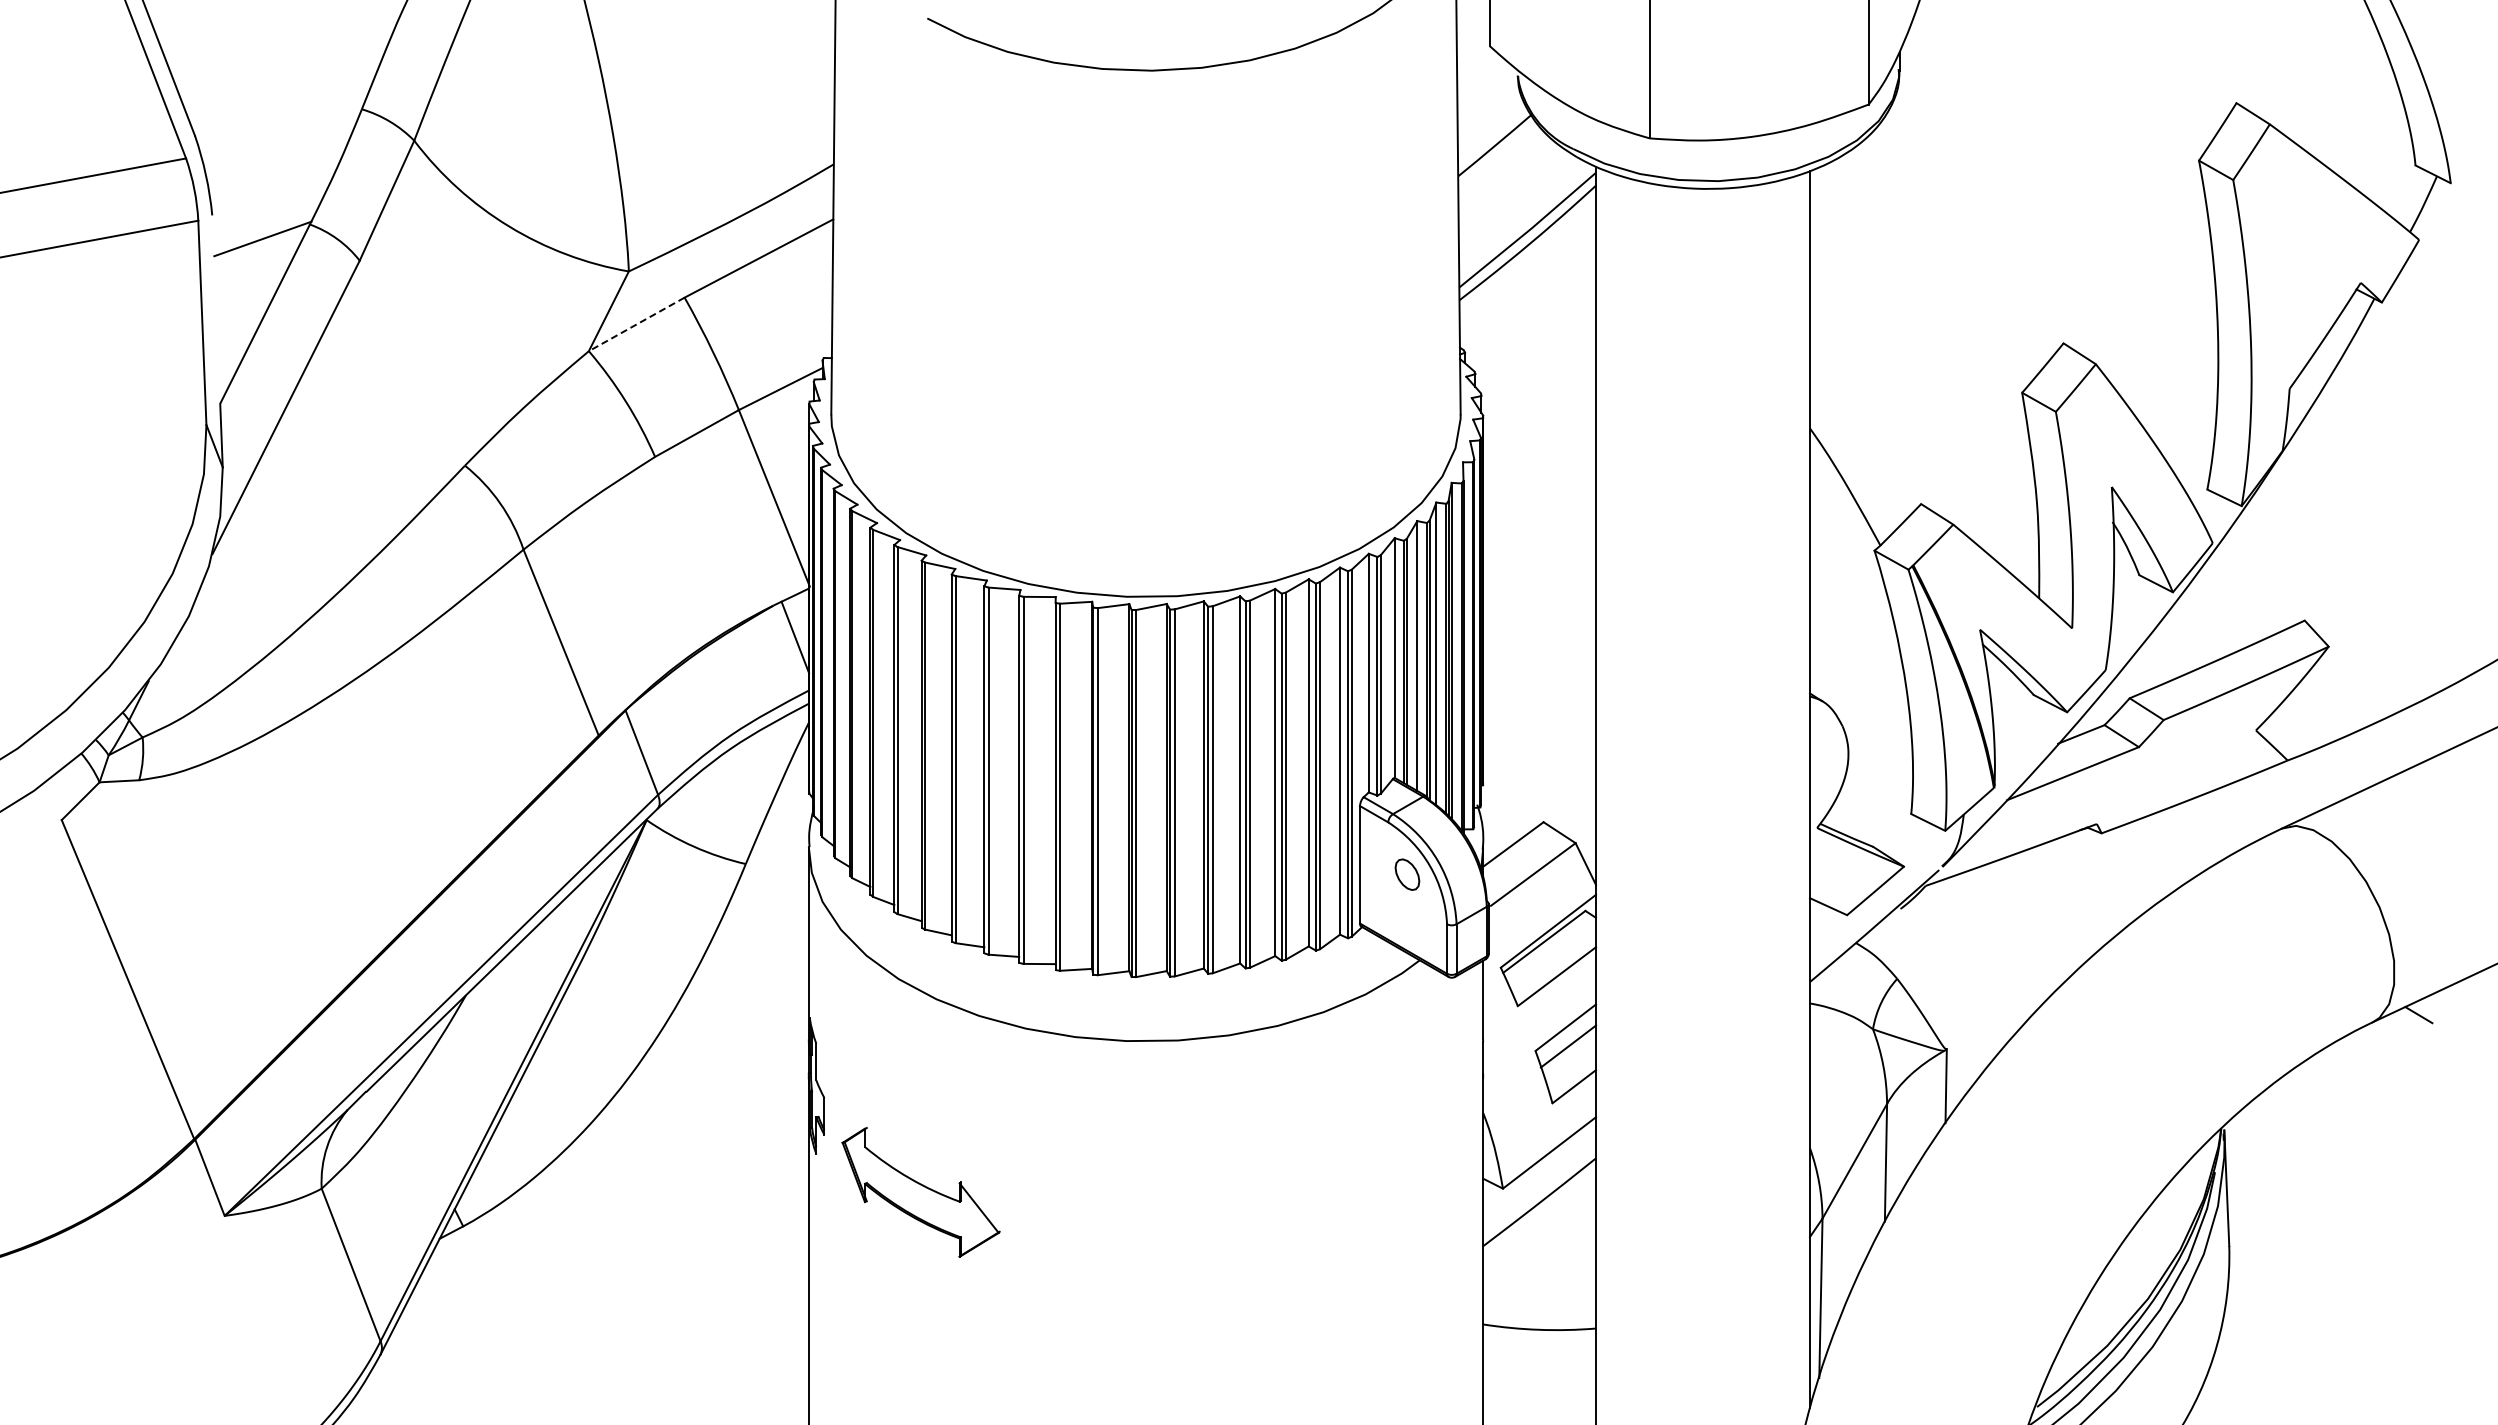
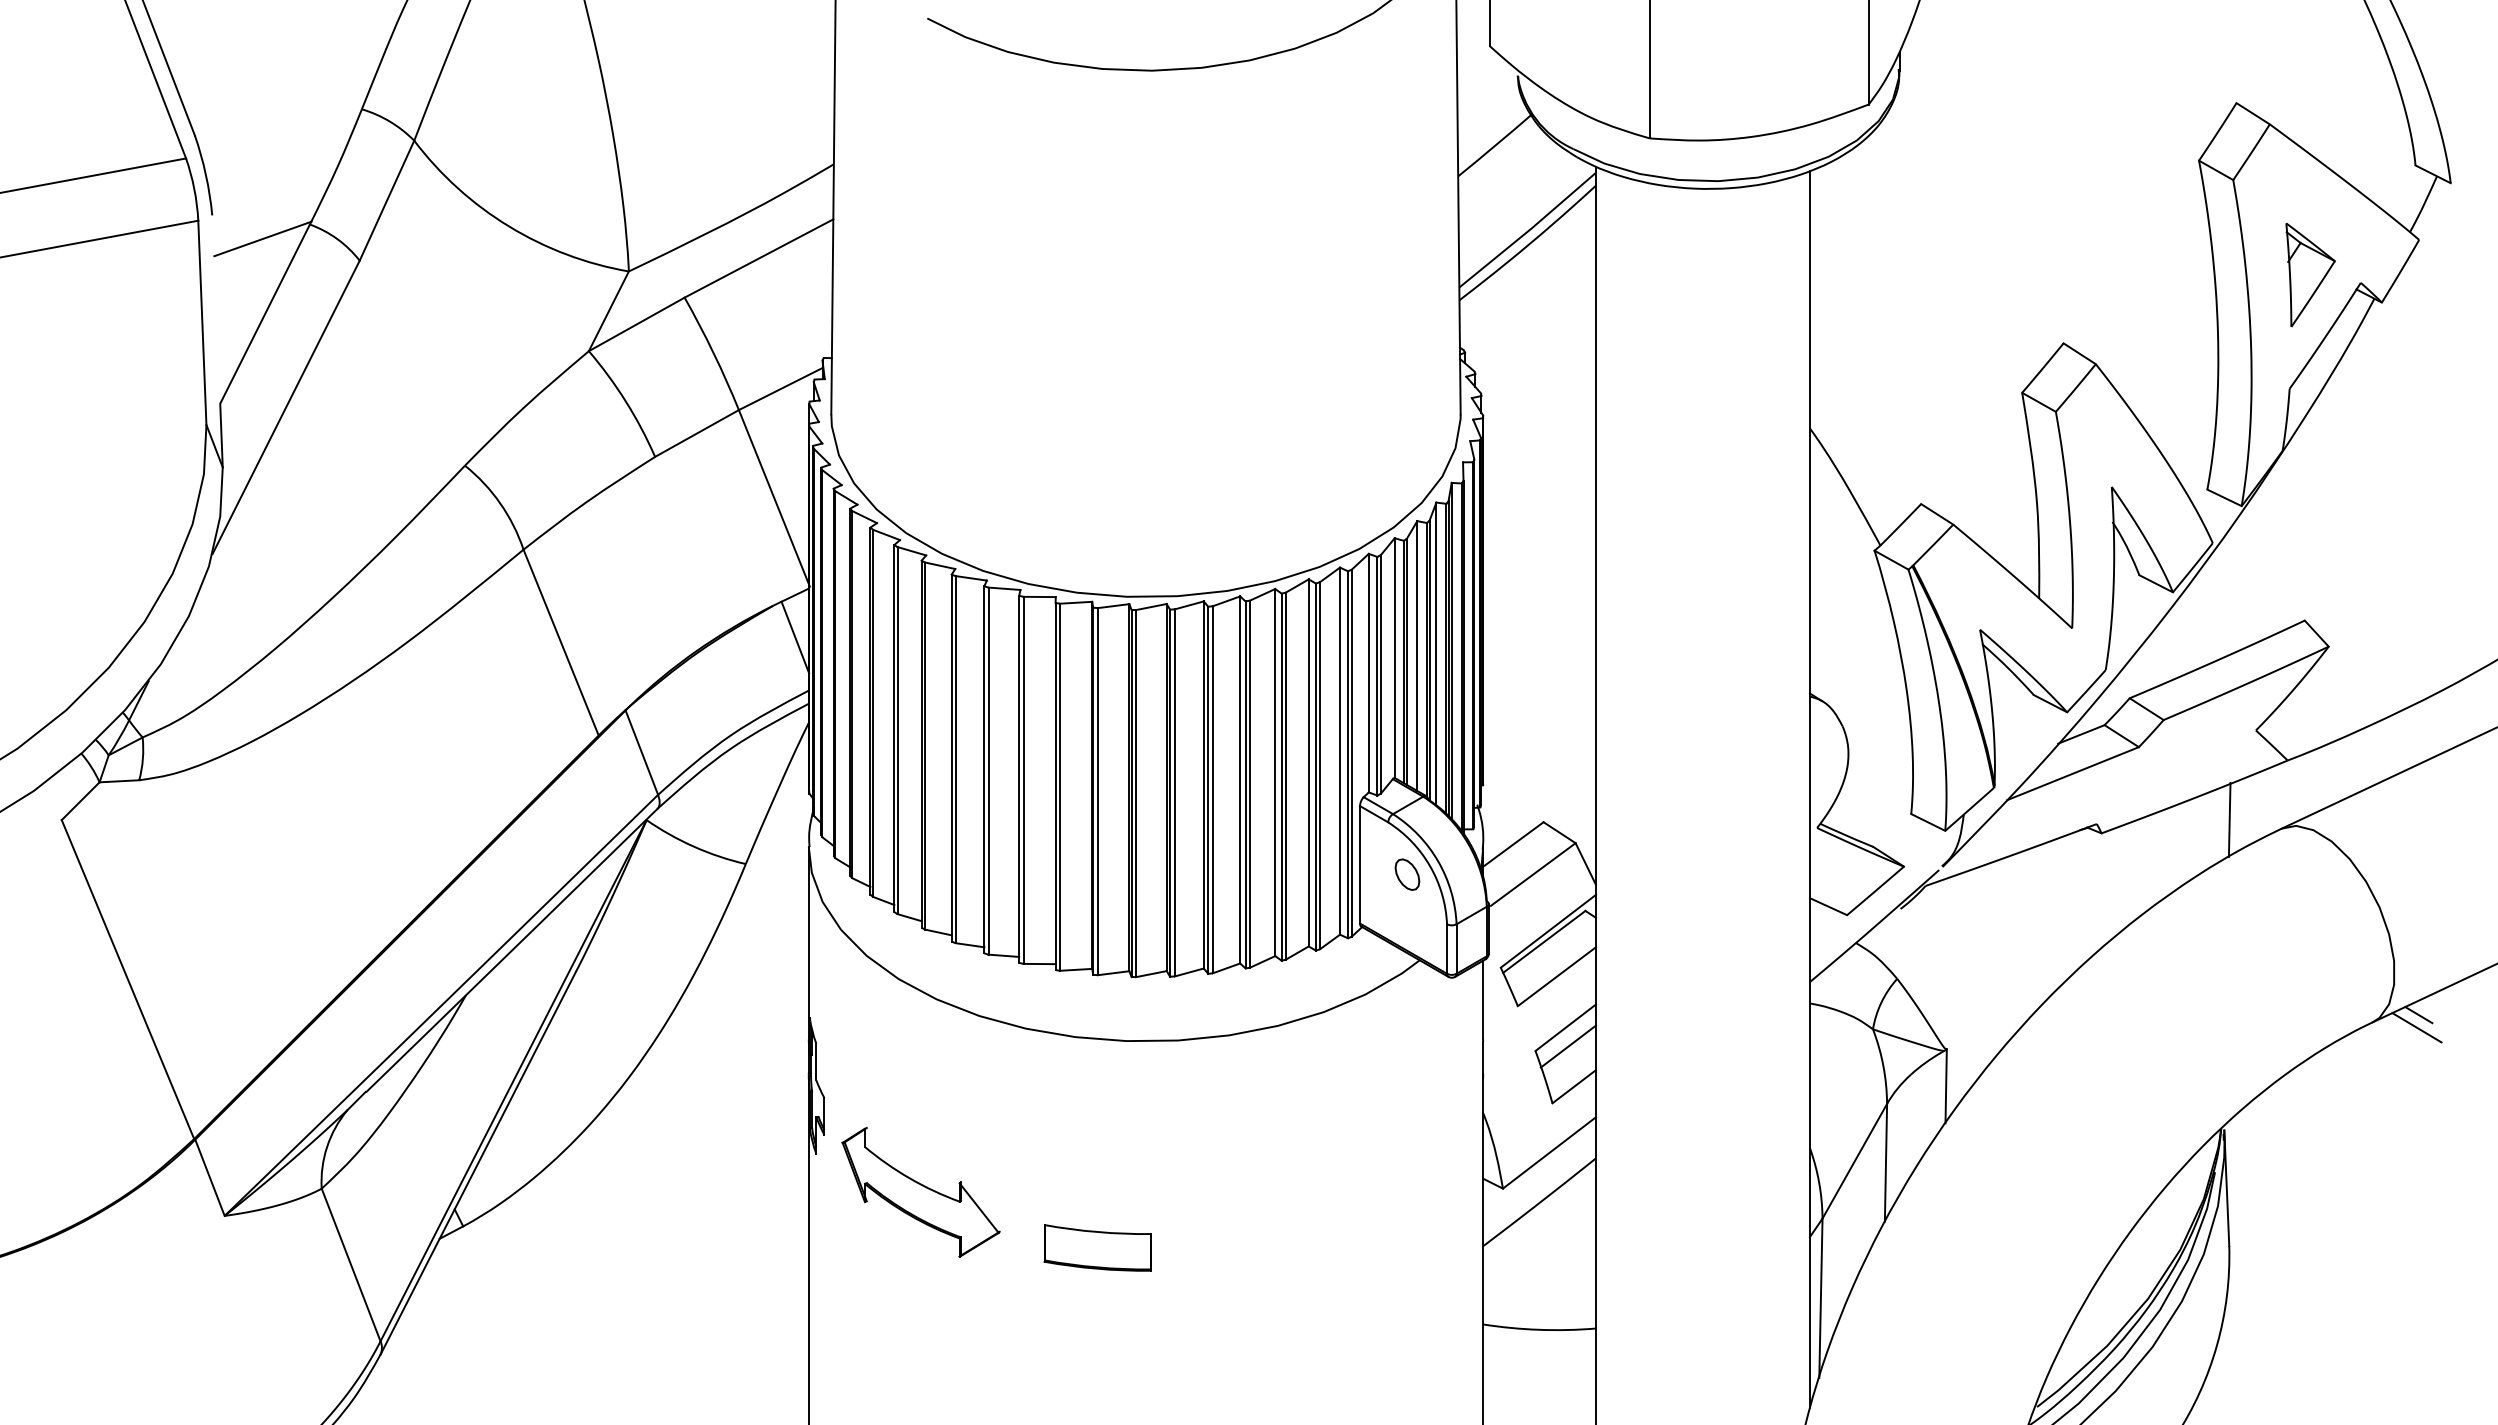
part: none -> present (2310, 275)
line: dashed -> solid (636, 324)
line: none -> present (2229, 819)
line: none -> present (2416, 1027)
part: none -> present (1097, 1247)
